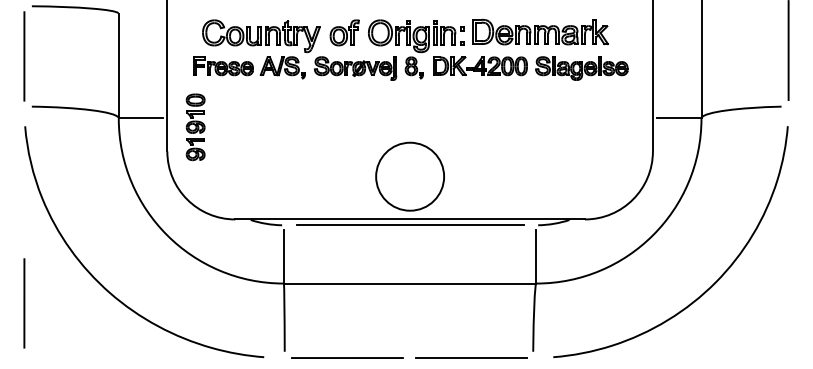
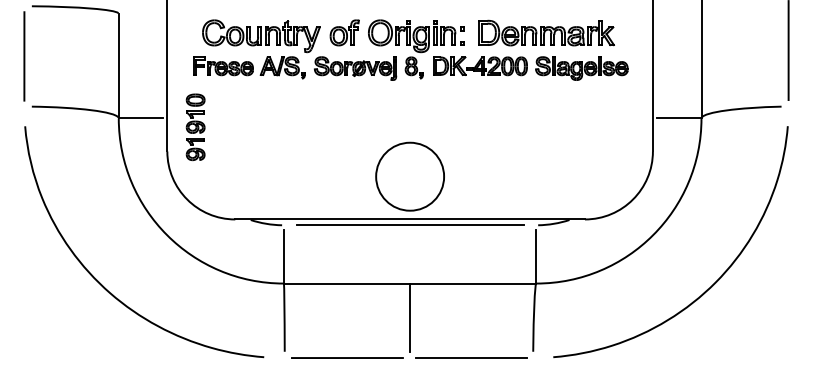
part position: (540, 31) -> (546, 32) (546, 32)
line: present -> none (24, 303)
line: none -> present (410, 317)
